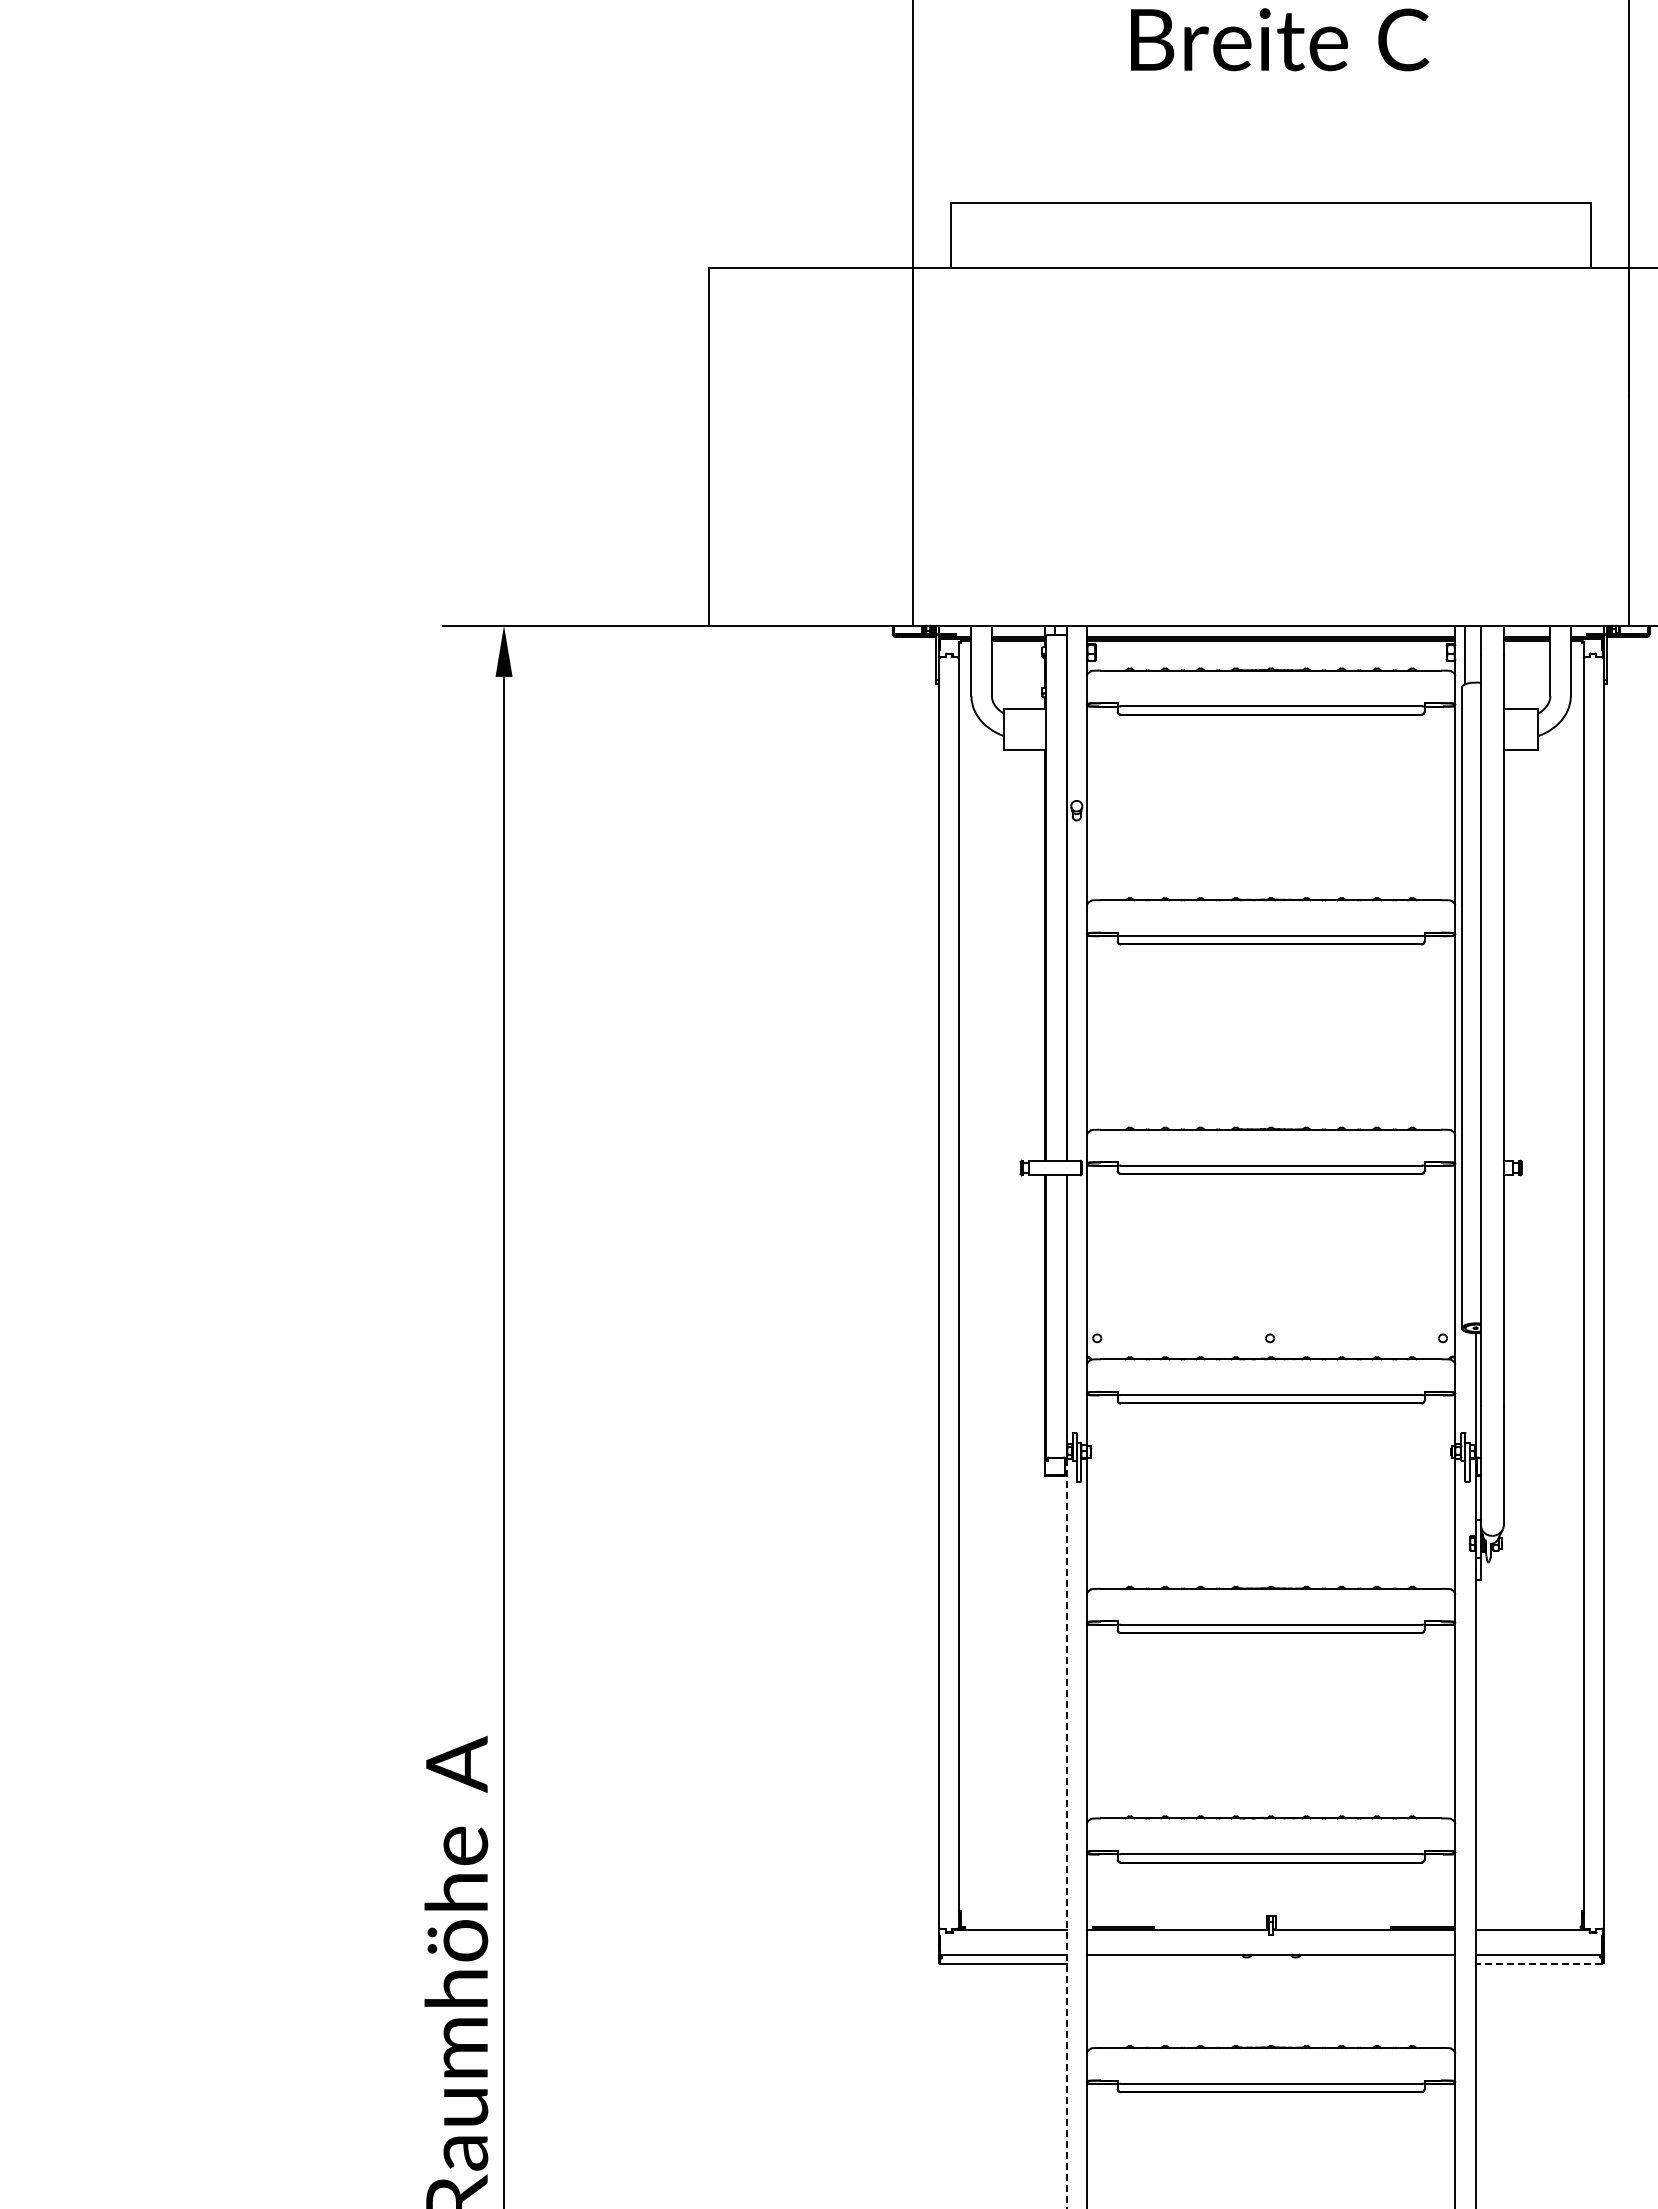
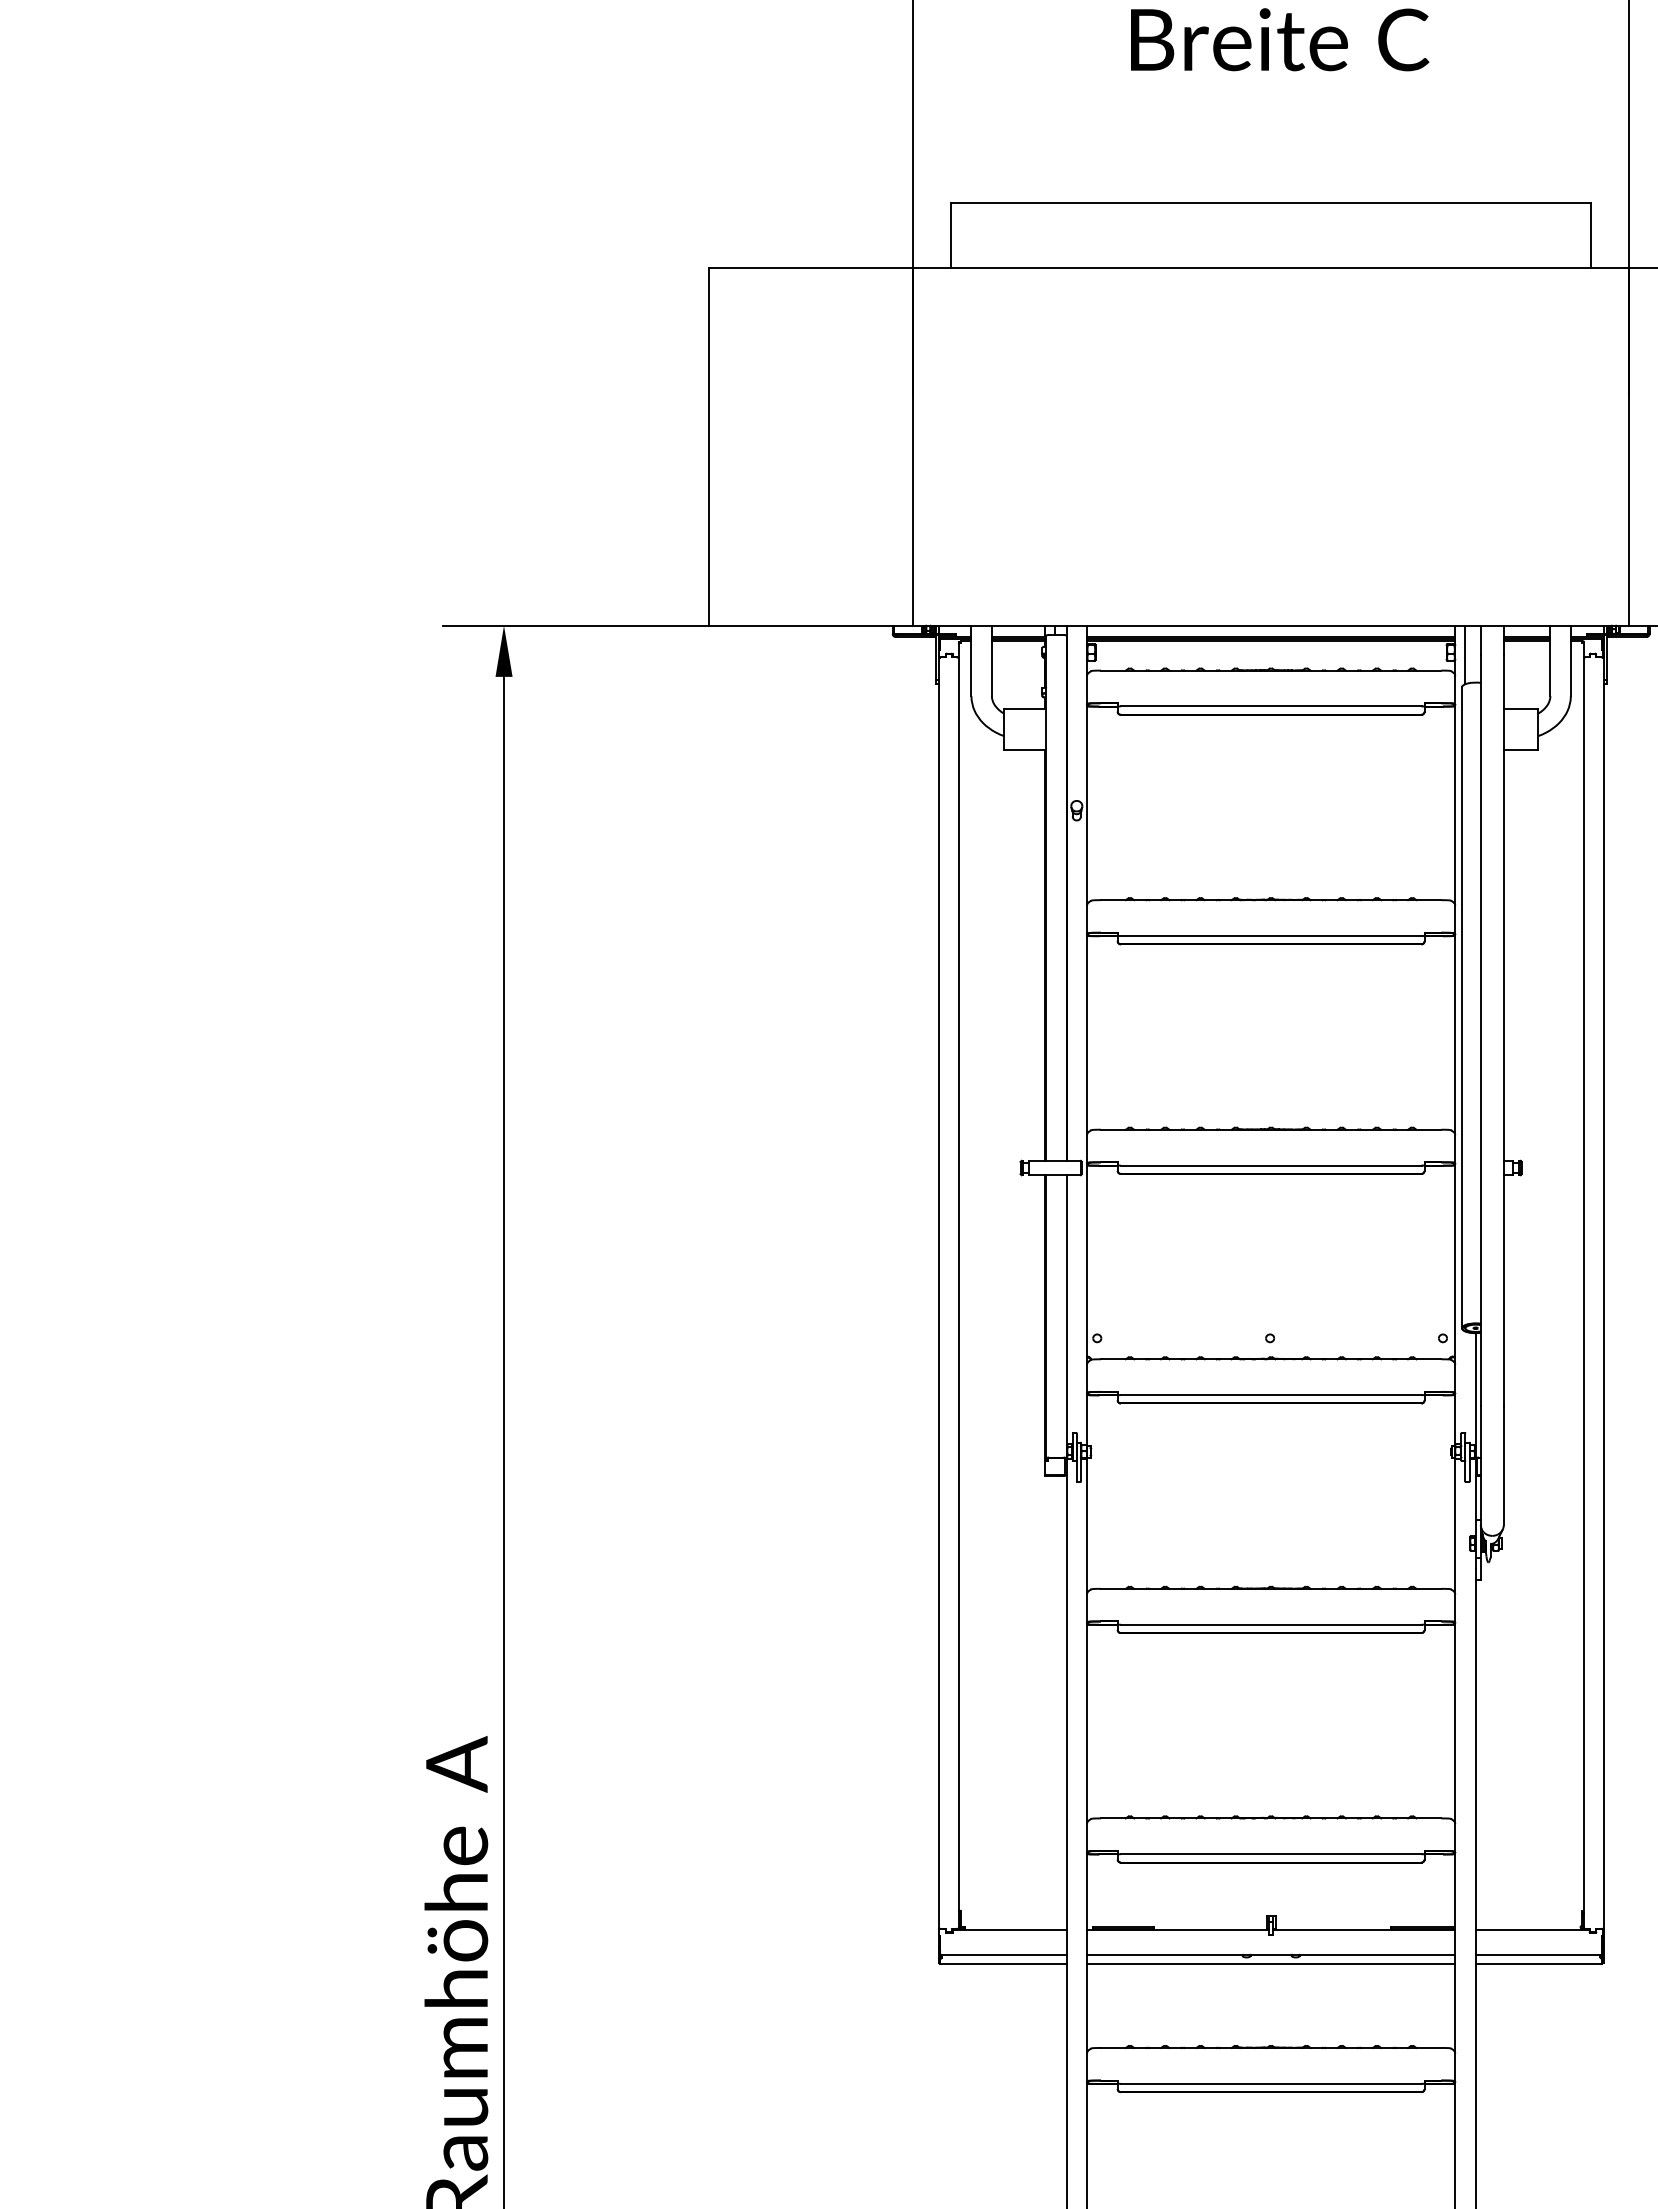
line: dashed -> solid (1066, 1833)
line: none -> present (1271, 1964)
line: dashed -> solid (1538, 1964)
